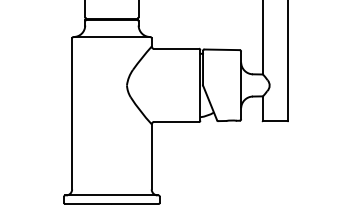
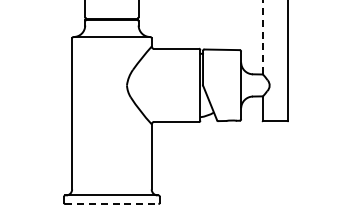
line: solid -> dashed (262, 37)
line: solid -> dashed (112, 204)
